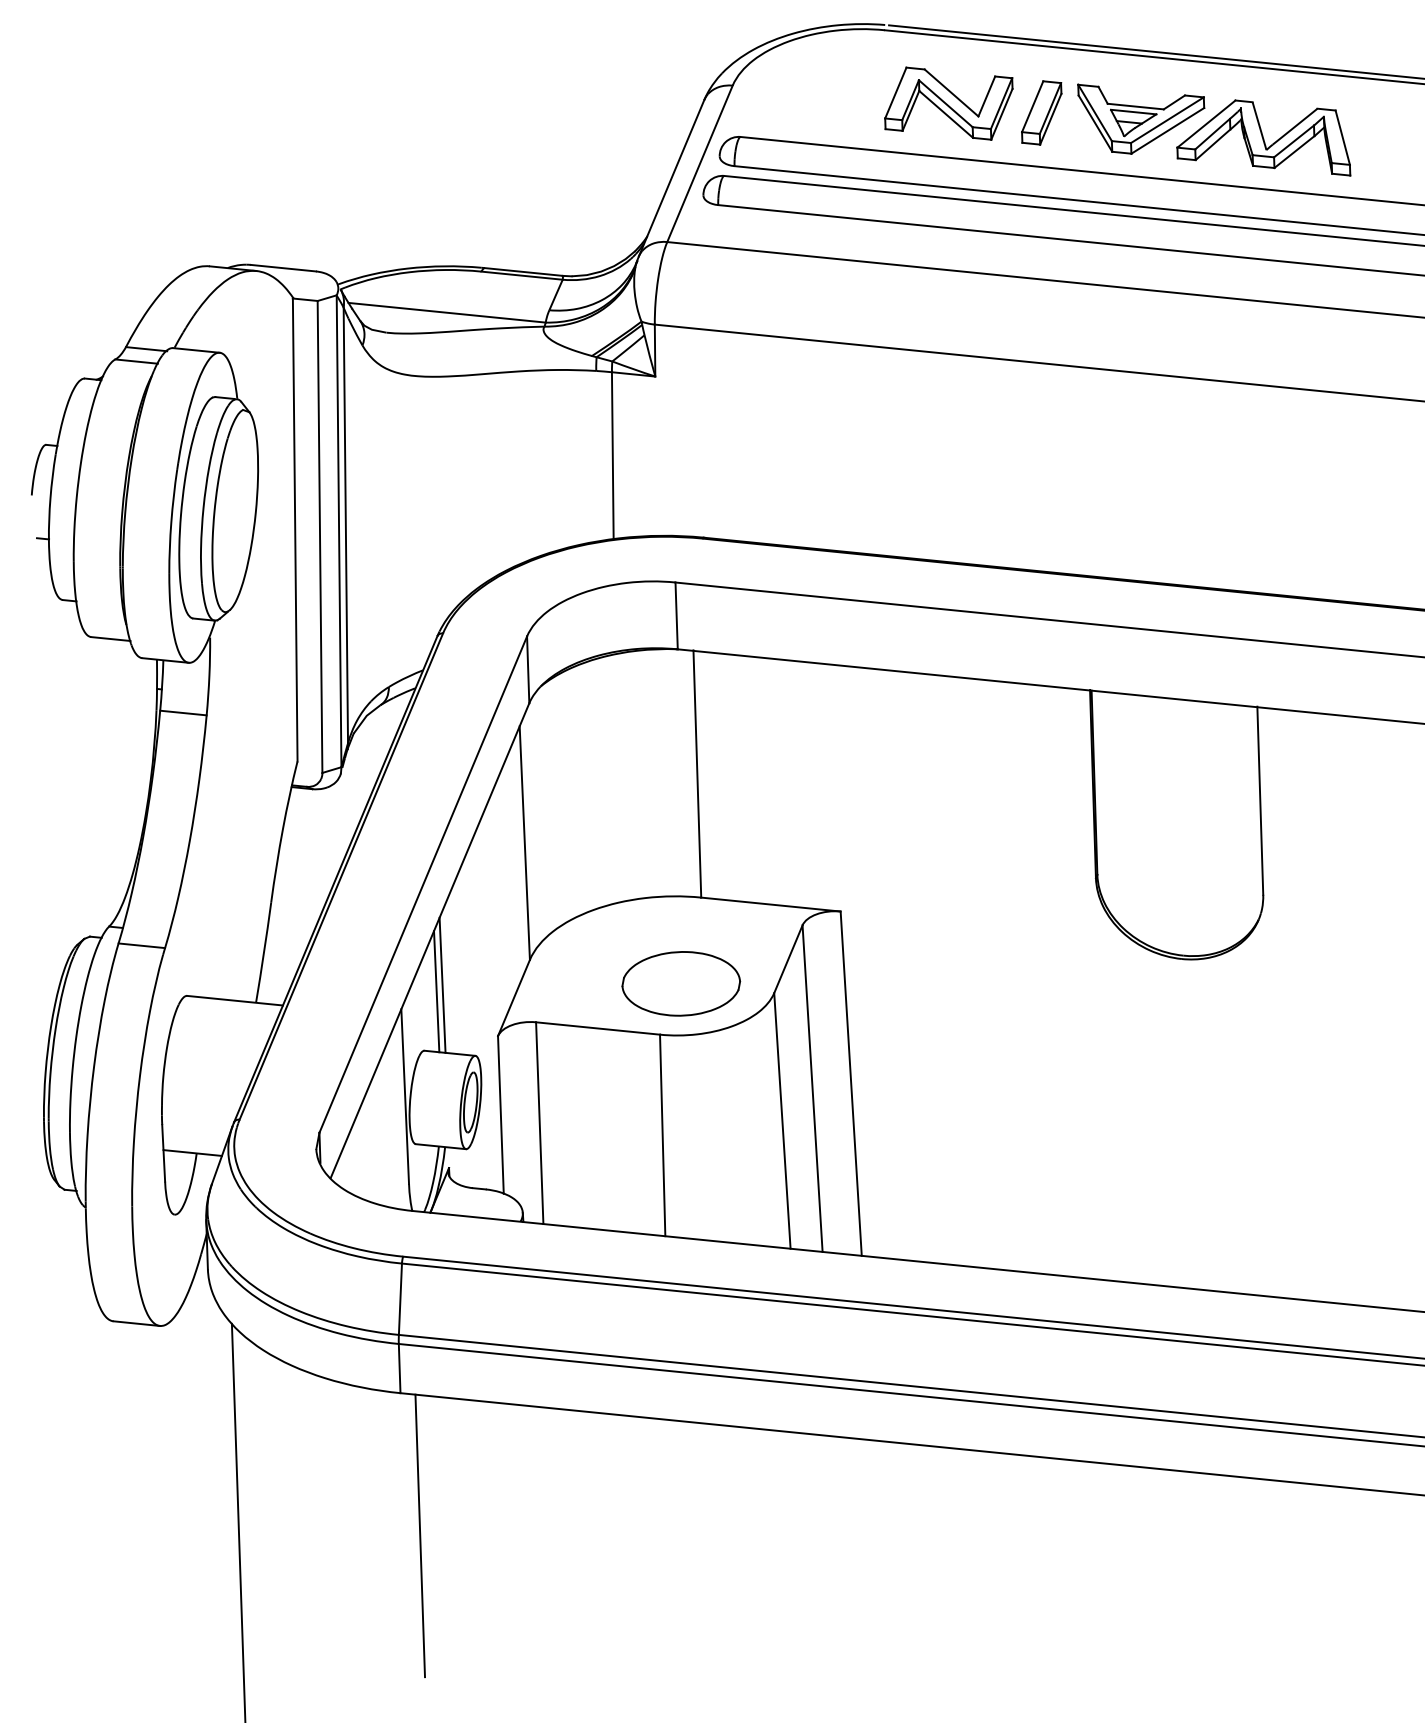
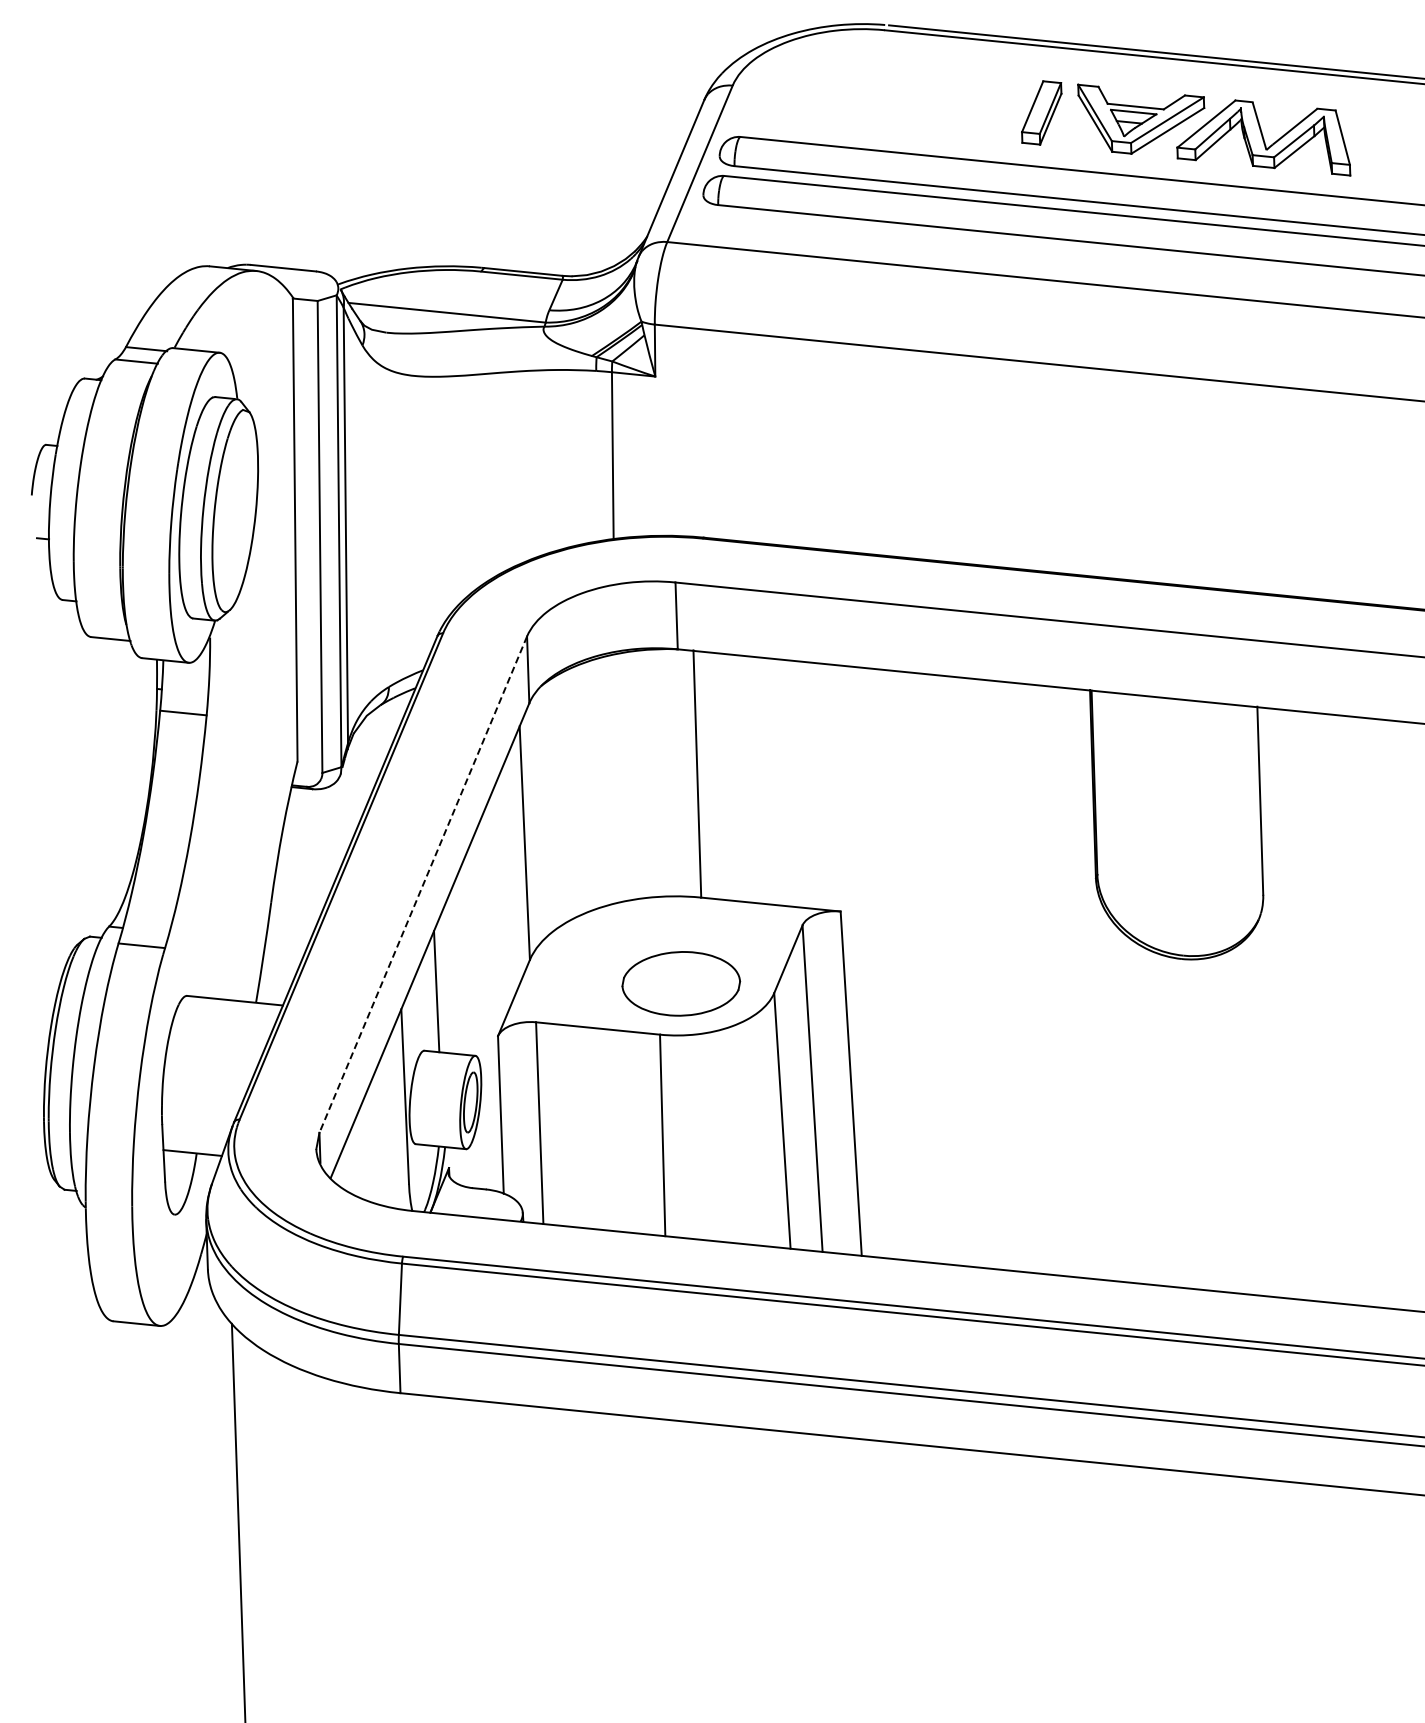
part: present -> none (948, 103)
line: solid -> dashed (423, 885)
line: present -> none (442, 984)
line: present -> none (420, 1535)
